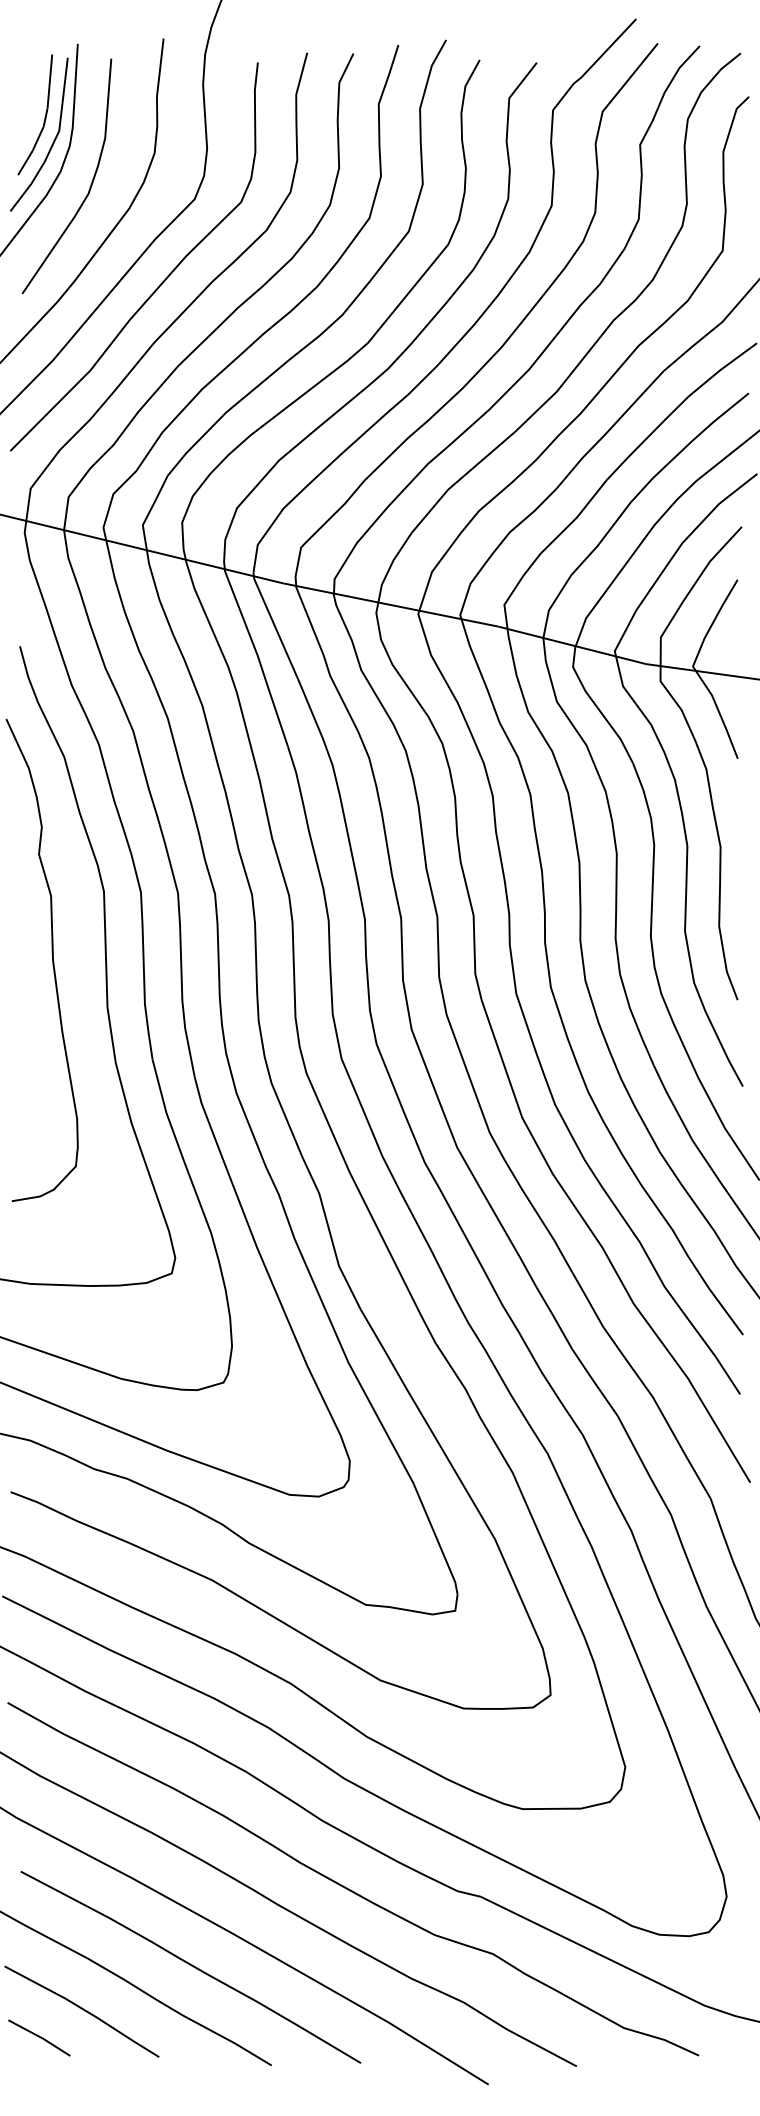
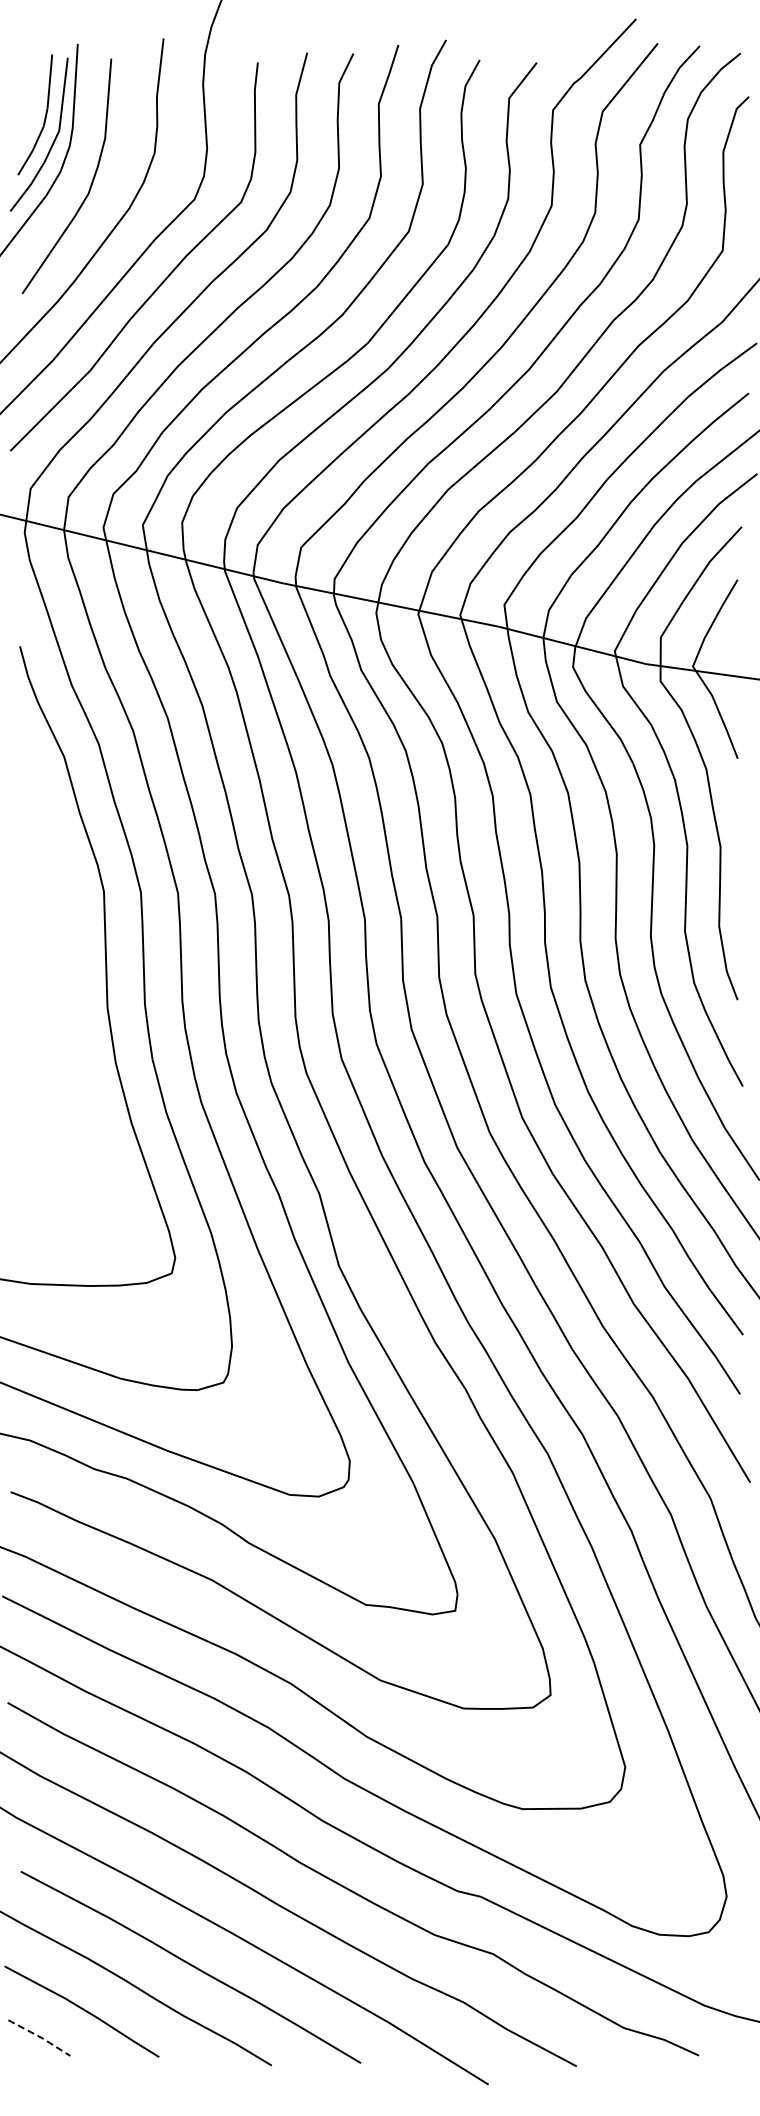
curve: present -> none (52, 960)
line: solid -> dashed (40, 2037)
